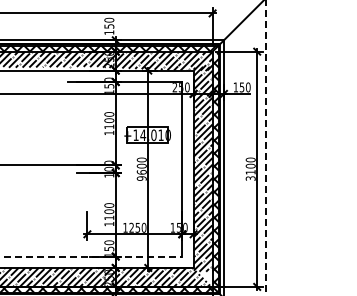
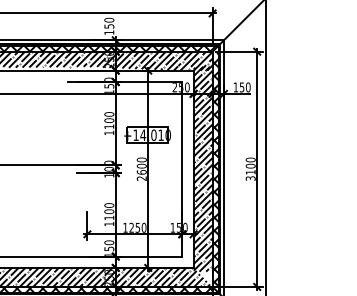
line: dashed -> solid (265, 148)
text: 9600 -> 2600 (141, 178)
line: dashed -> solid (91, 256)
